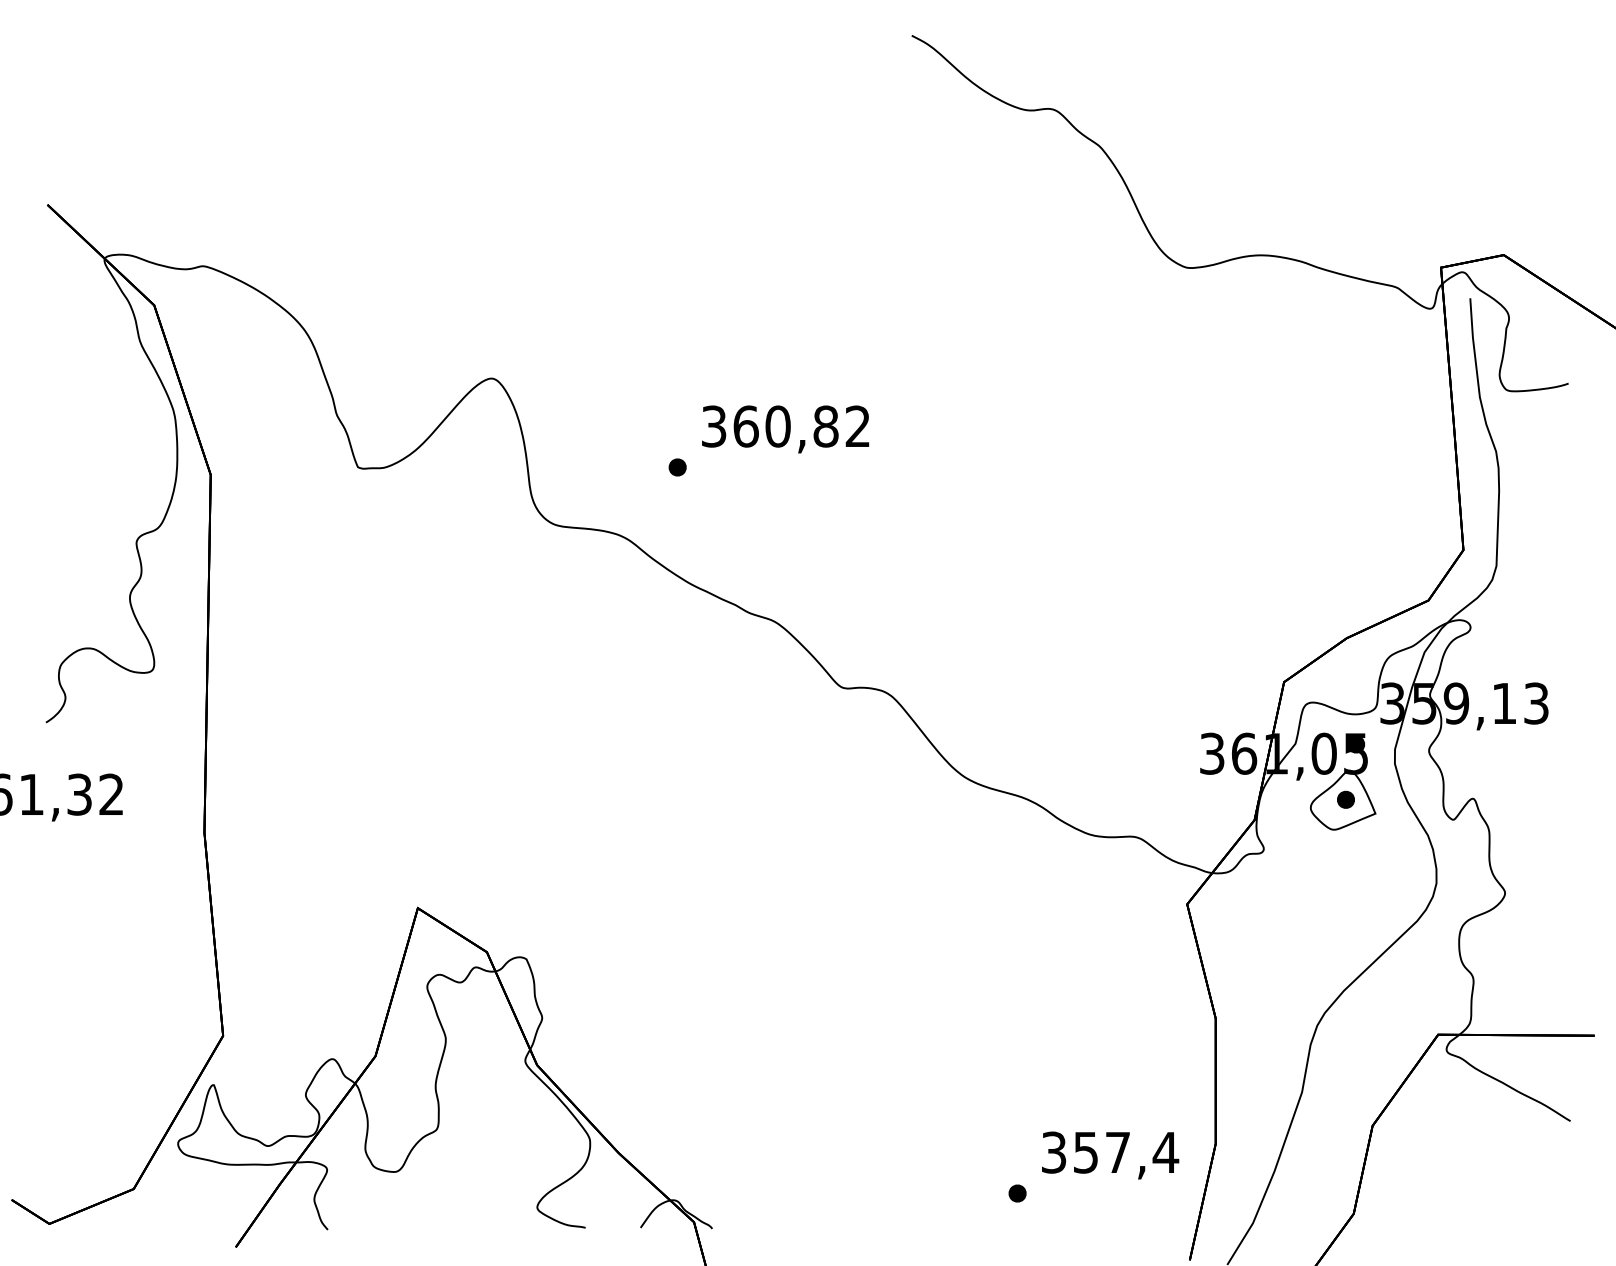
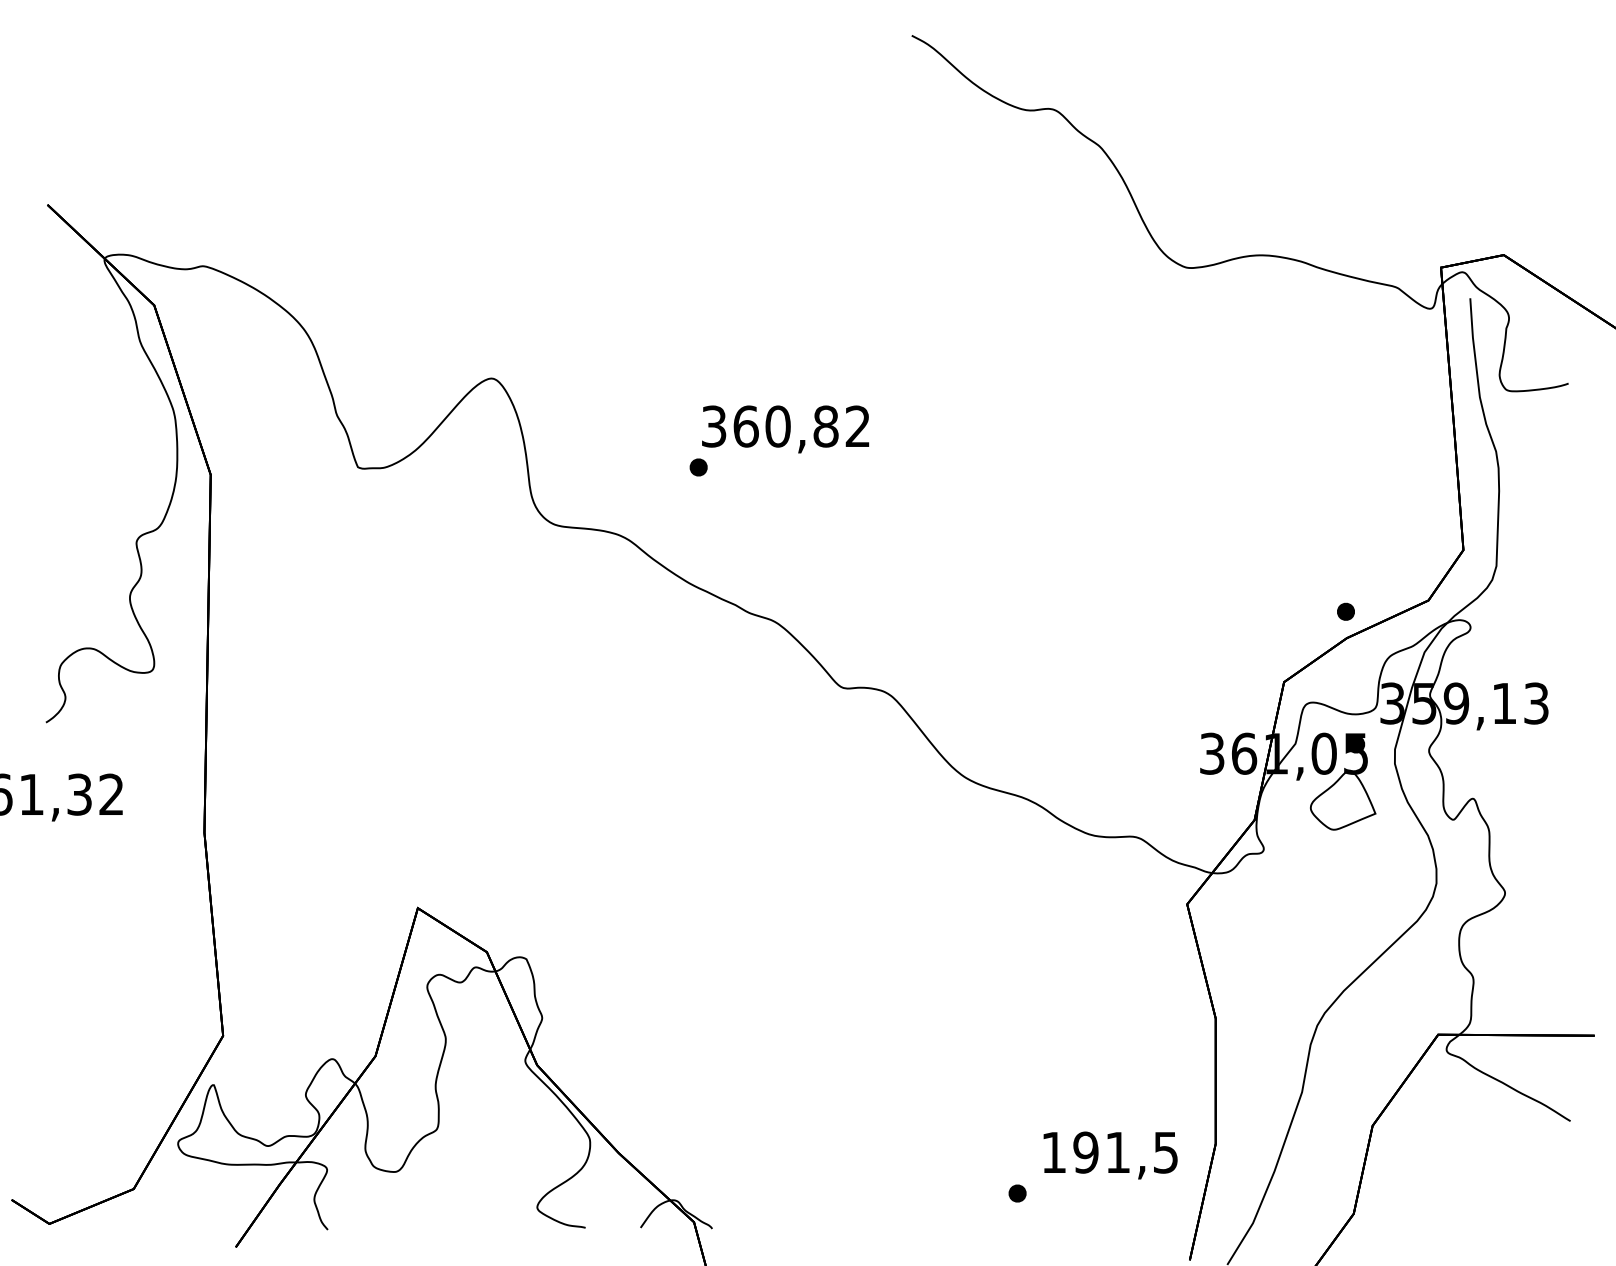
part position: (677, 467) -> (698, 467) (698, 467)
part position: (1345, 799) -> (1345, 611) (1345, 611)
text: 357,4 -> 191,5 (1110, 1152)
